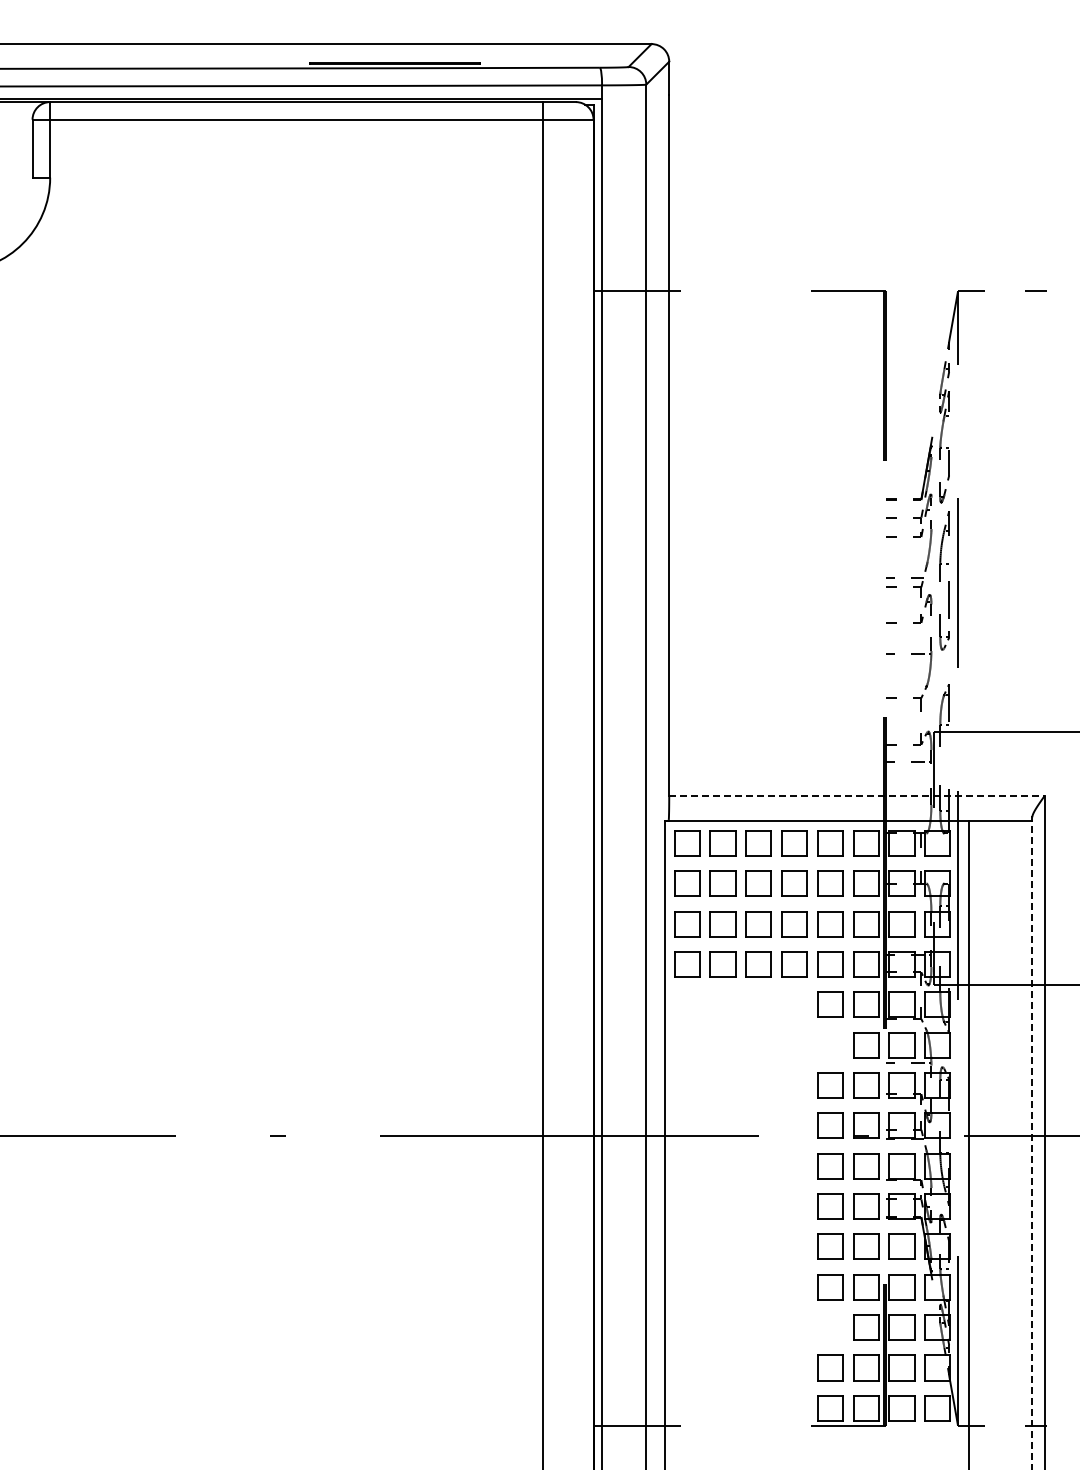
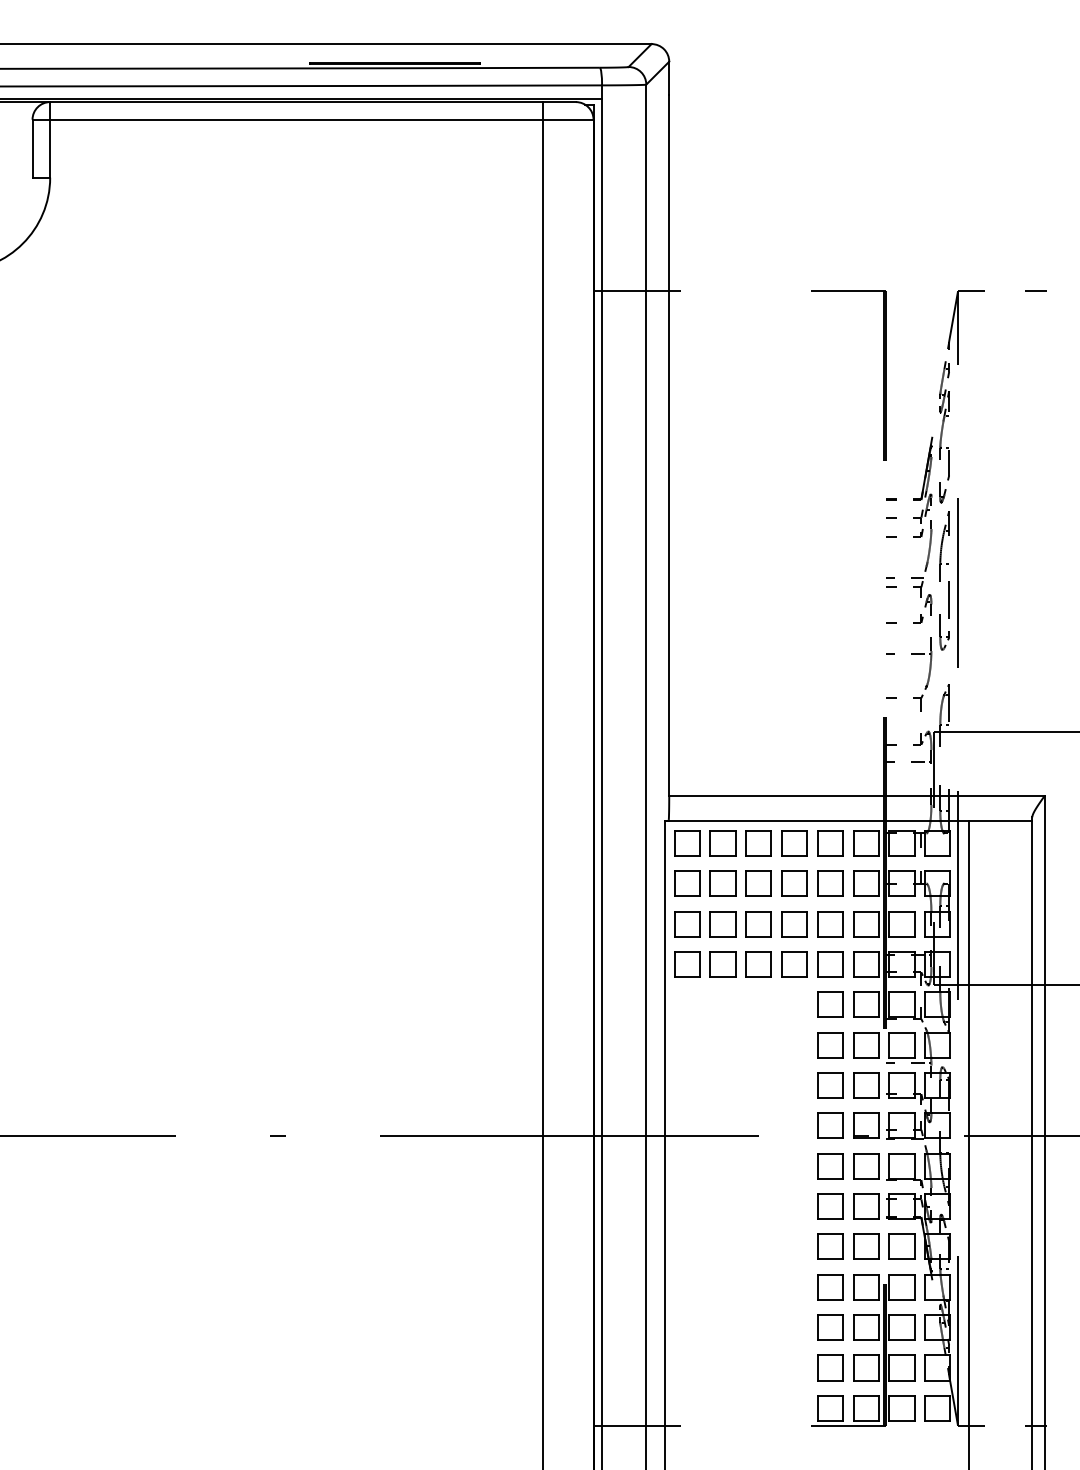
line: dashed -> solid (857, 795)
part: none -> present (830, 1045)
line: dashed -> solid (1032, 1144)
part: none -> present (830, 1327)
